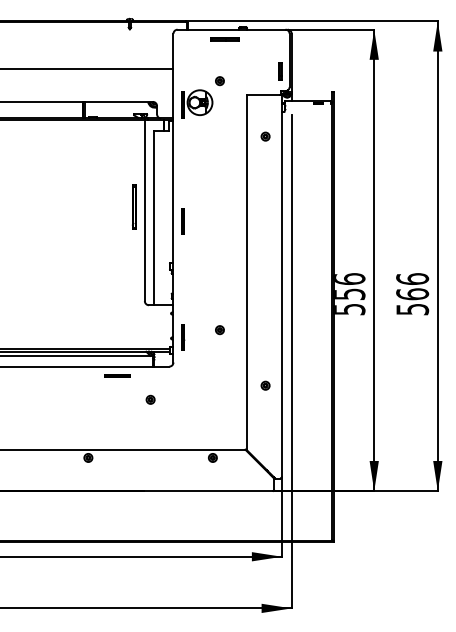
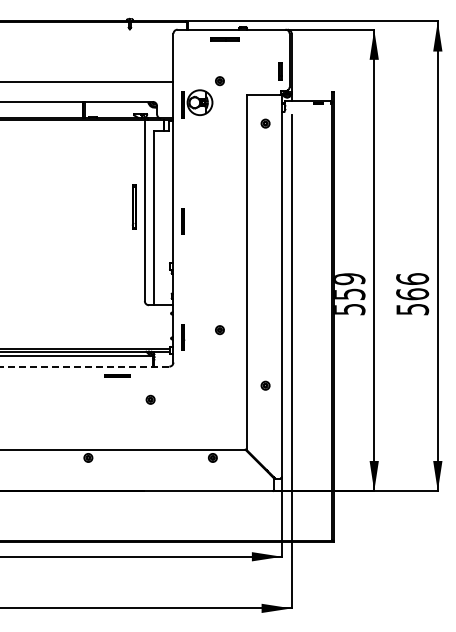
line position: (87, 68) -> (87, 81) (87, 81)
part position: (265, 136) -> (265, 123) (265, 123)
text: 556 -> 559 (350, 279)
line: solid -> dashed (84, 366)
